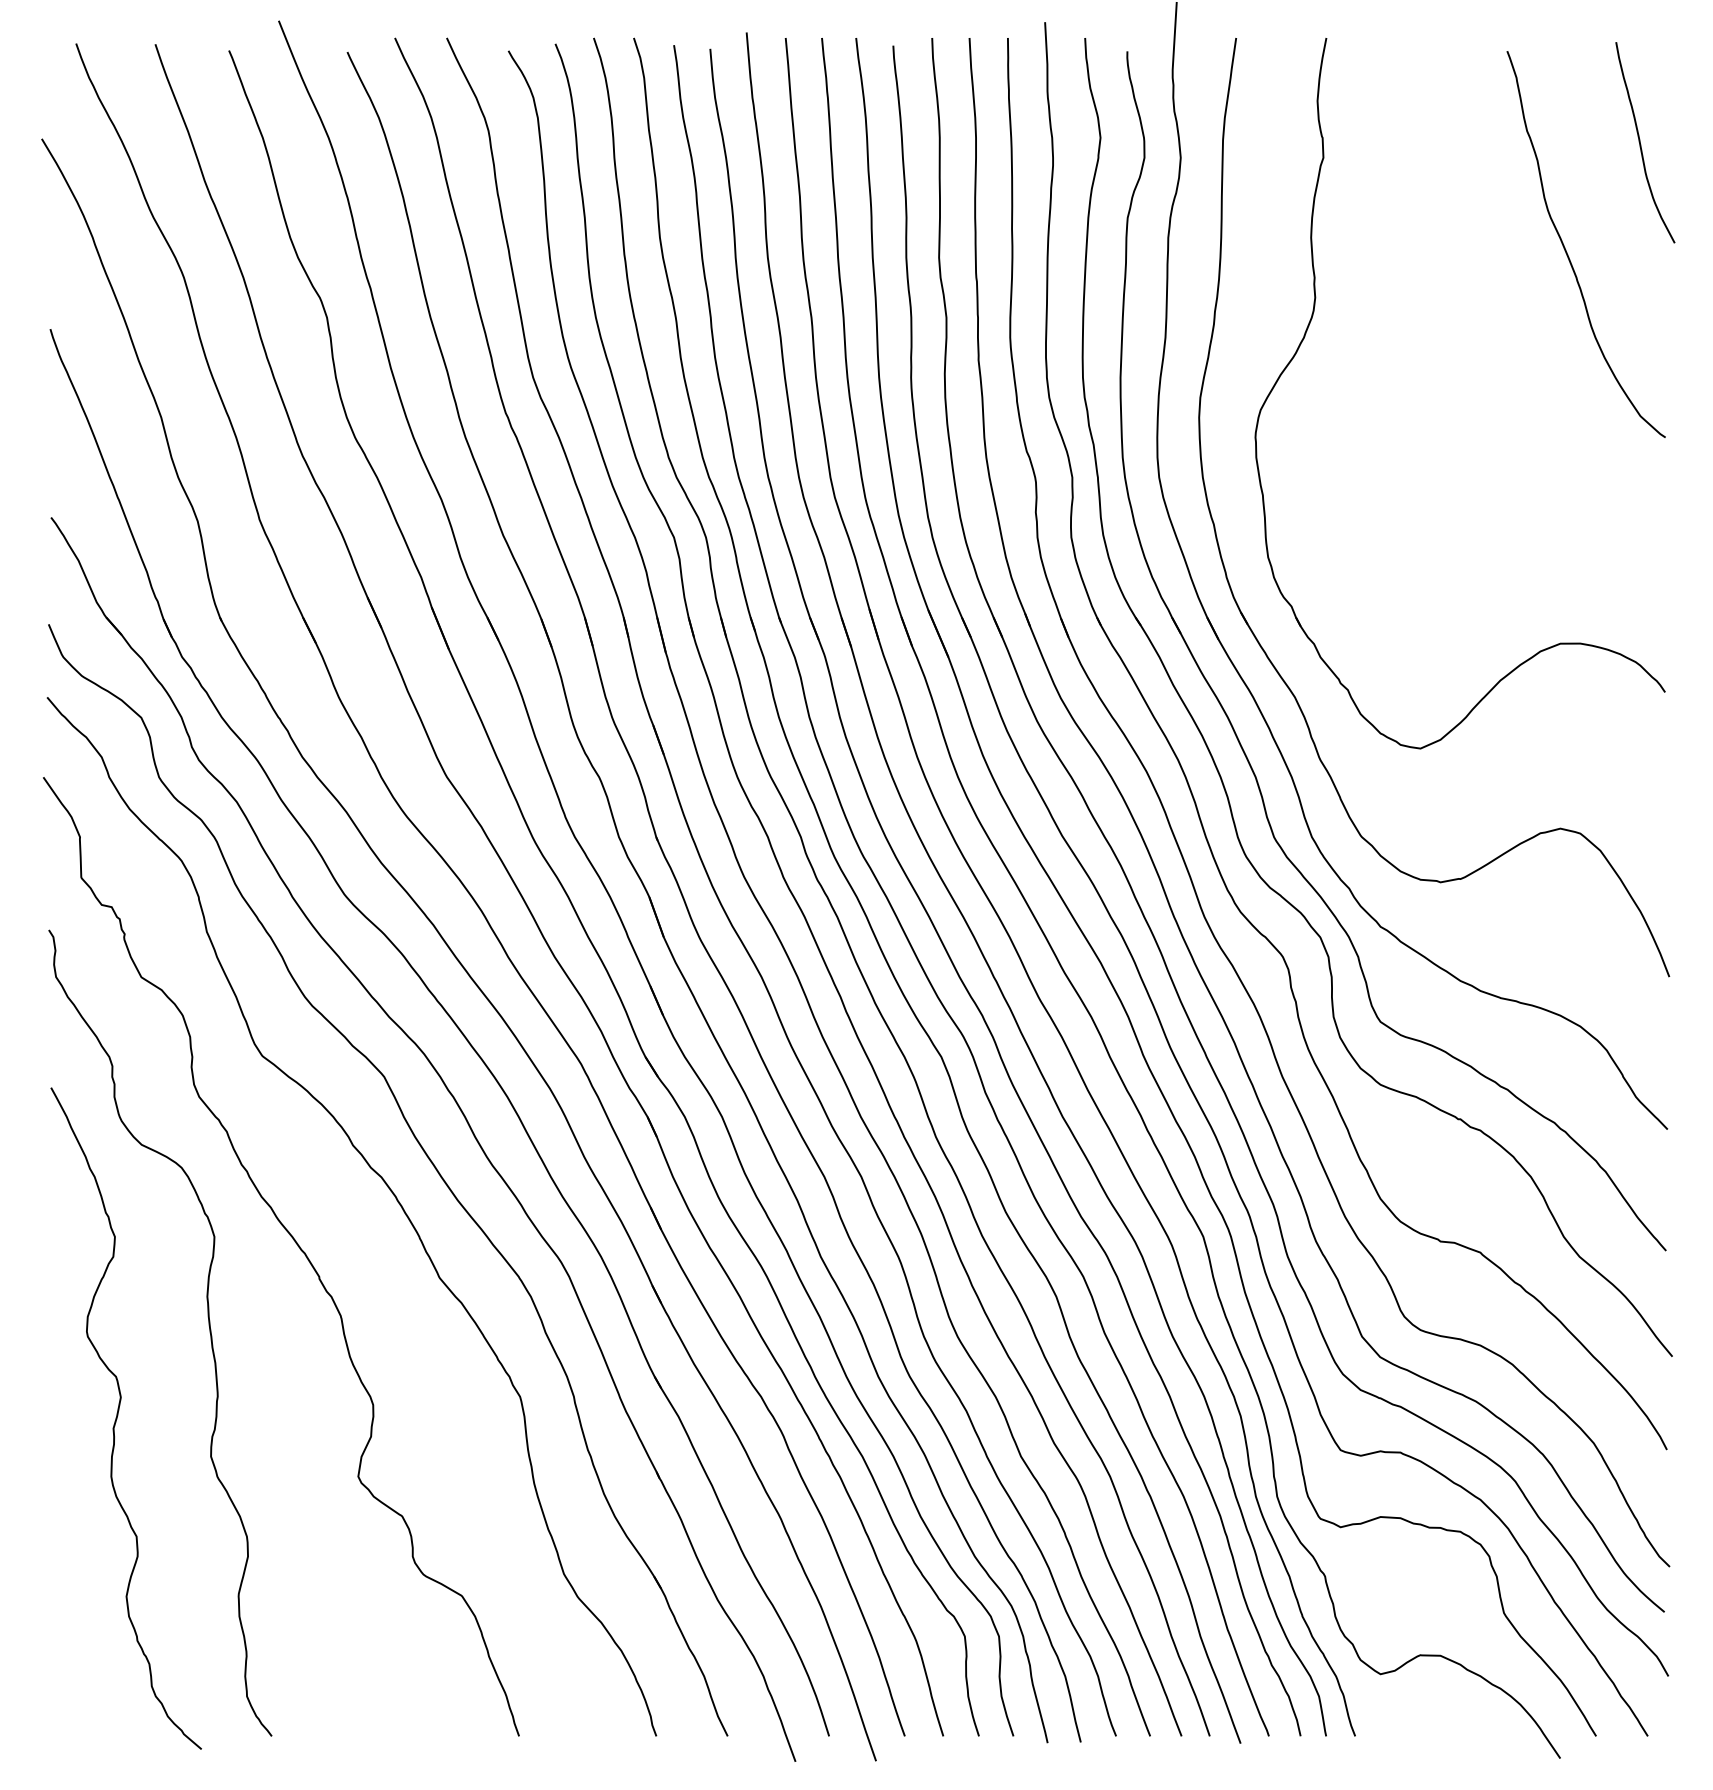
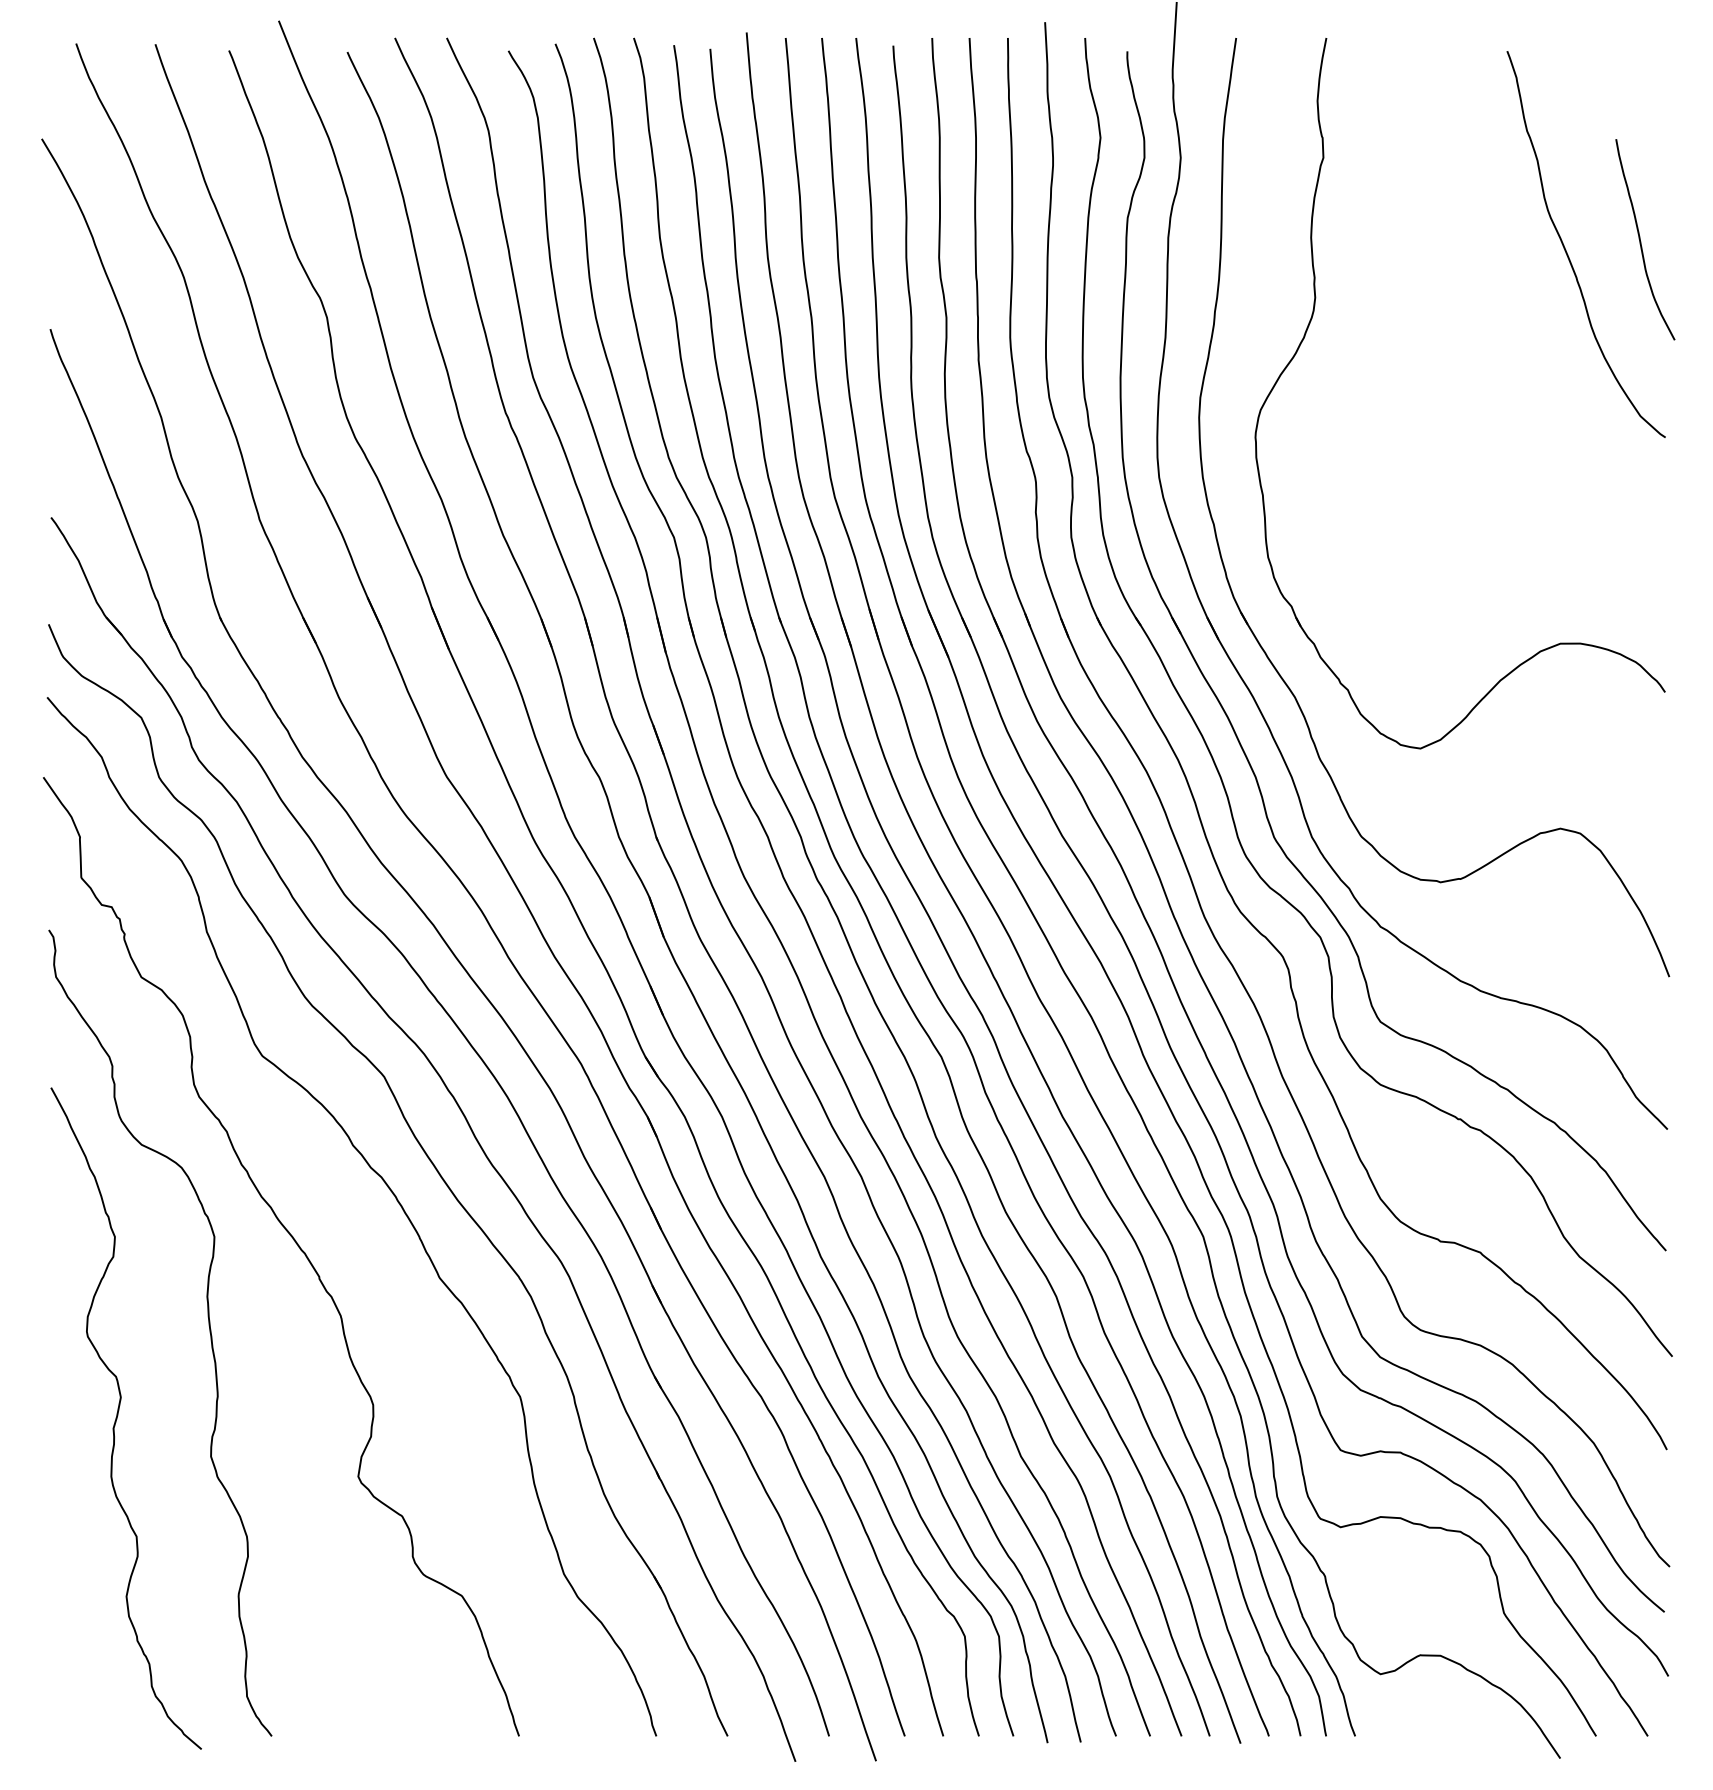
curve position: (1641, 144) -> (1641, 241) (1641, 241)
